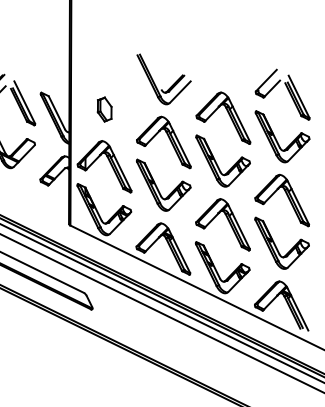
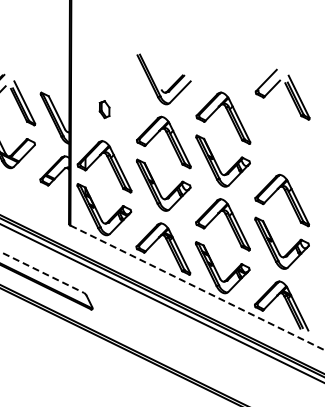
part size: 17x27 px -> 13x20 px (104, 109)
part: present -> none (276, 138)
line: solid -> dashed (42, 272)
line: solid -> dashed (197, 288)
line: present -> none (161, 312)
